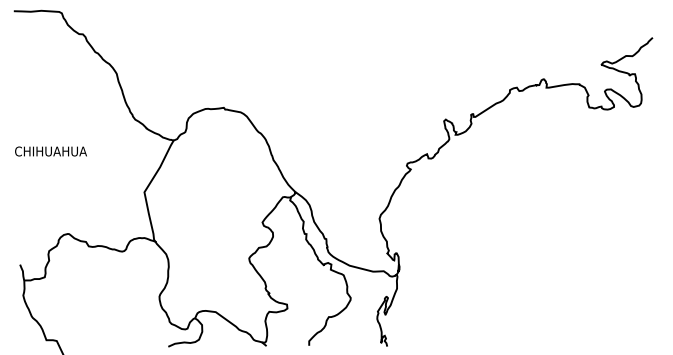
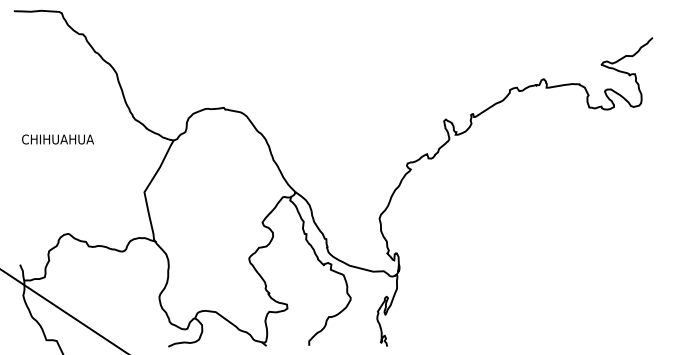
text position: (50, 151) -> (57, 139) (57, 139)
line: none -> present (63, 310)
